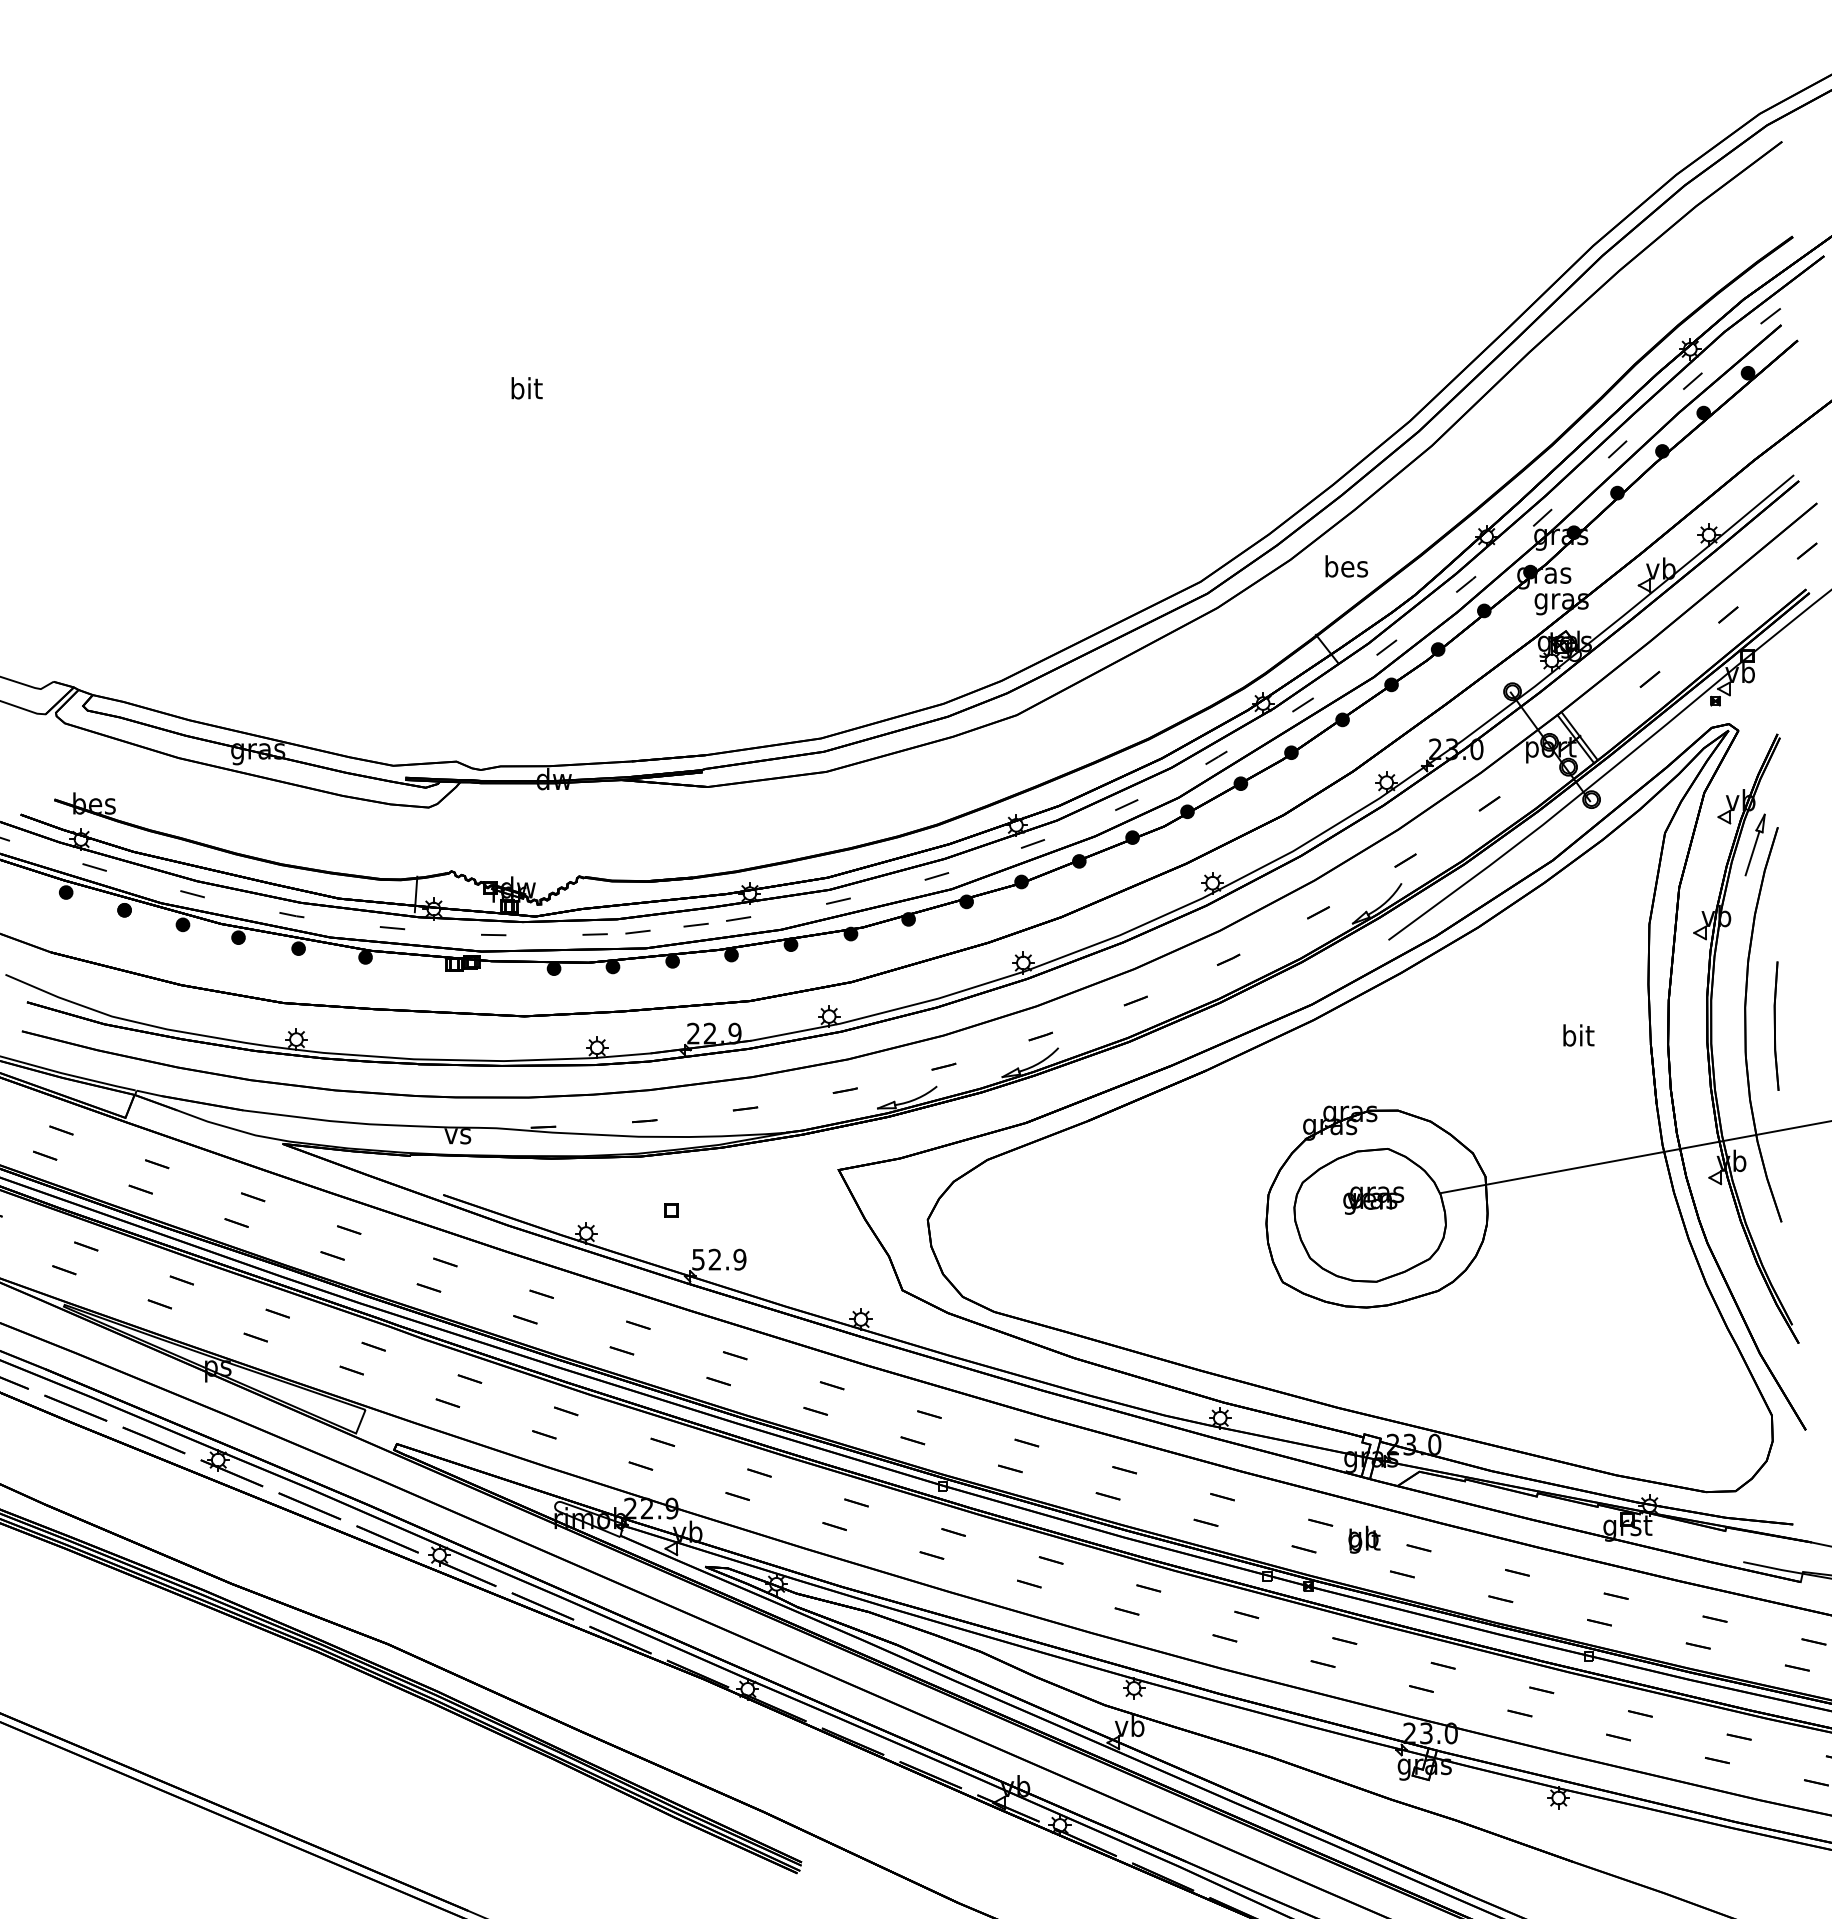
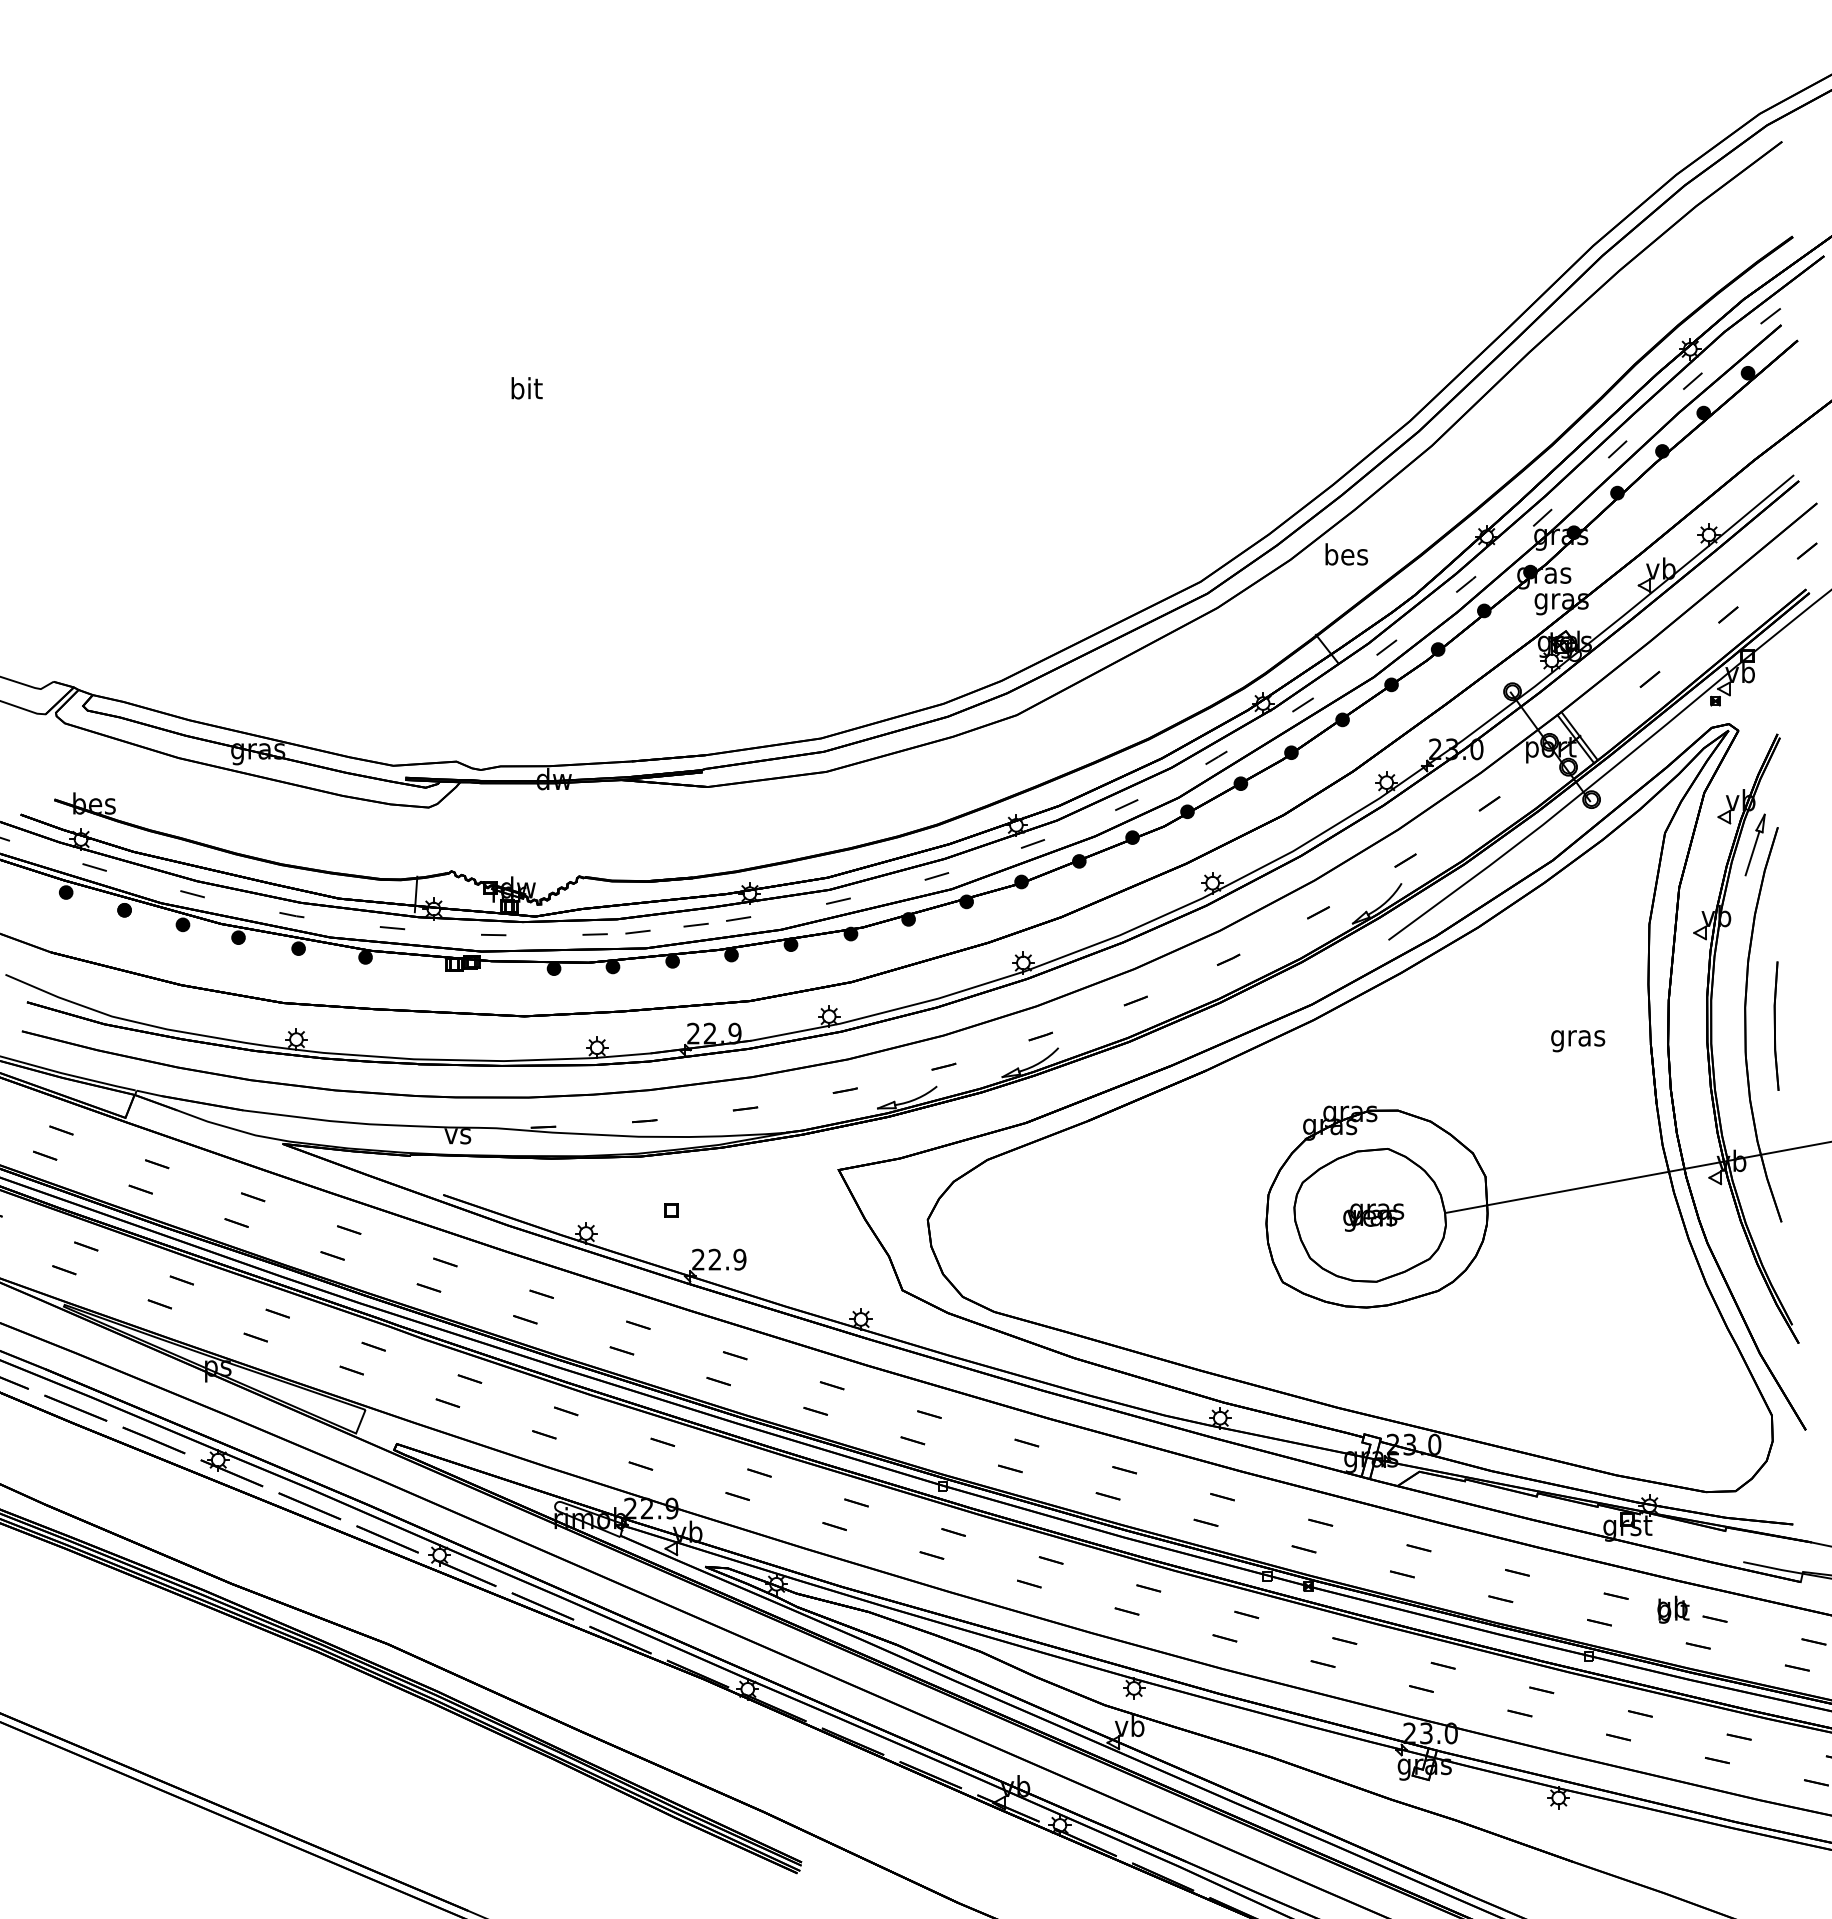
text position: (1346, 566) -> (1346, 554) (1346, 554)
text: bit -> gras (1578, 1038)
line position: (1634, 1157) -> (1636, 1177) (1636, 1177)
text position: (1373, 1200) -> (1373, 1217) (1373, 1217)
text: 52.9 -> 22.9 (698, 1259)
text position: (1364, 1539) -> (1673, 1609) (1673, 1609)
